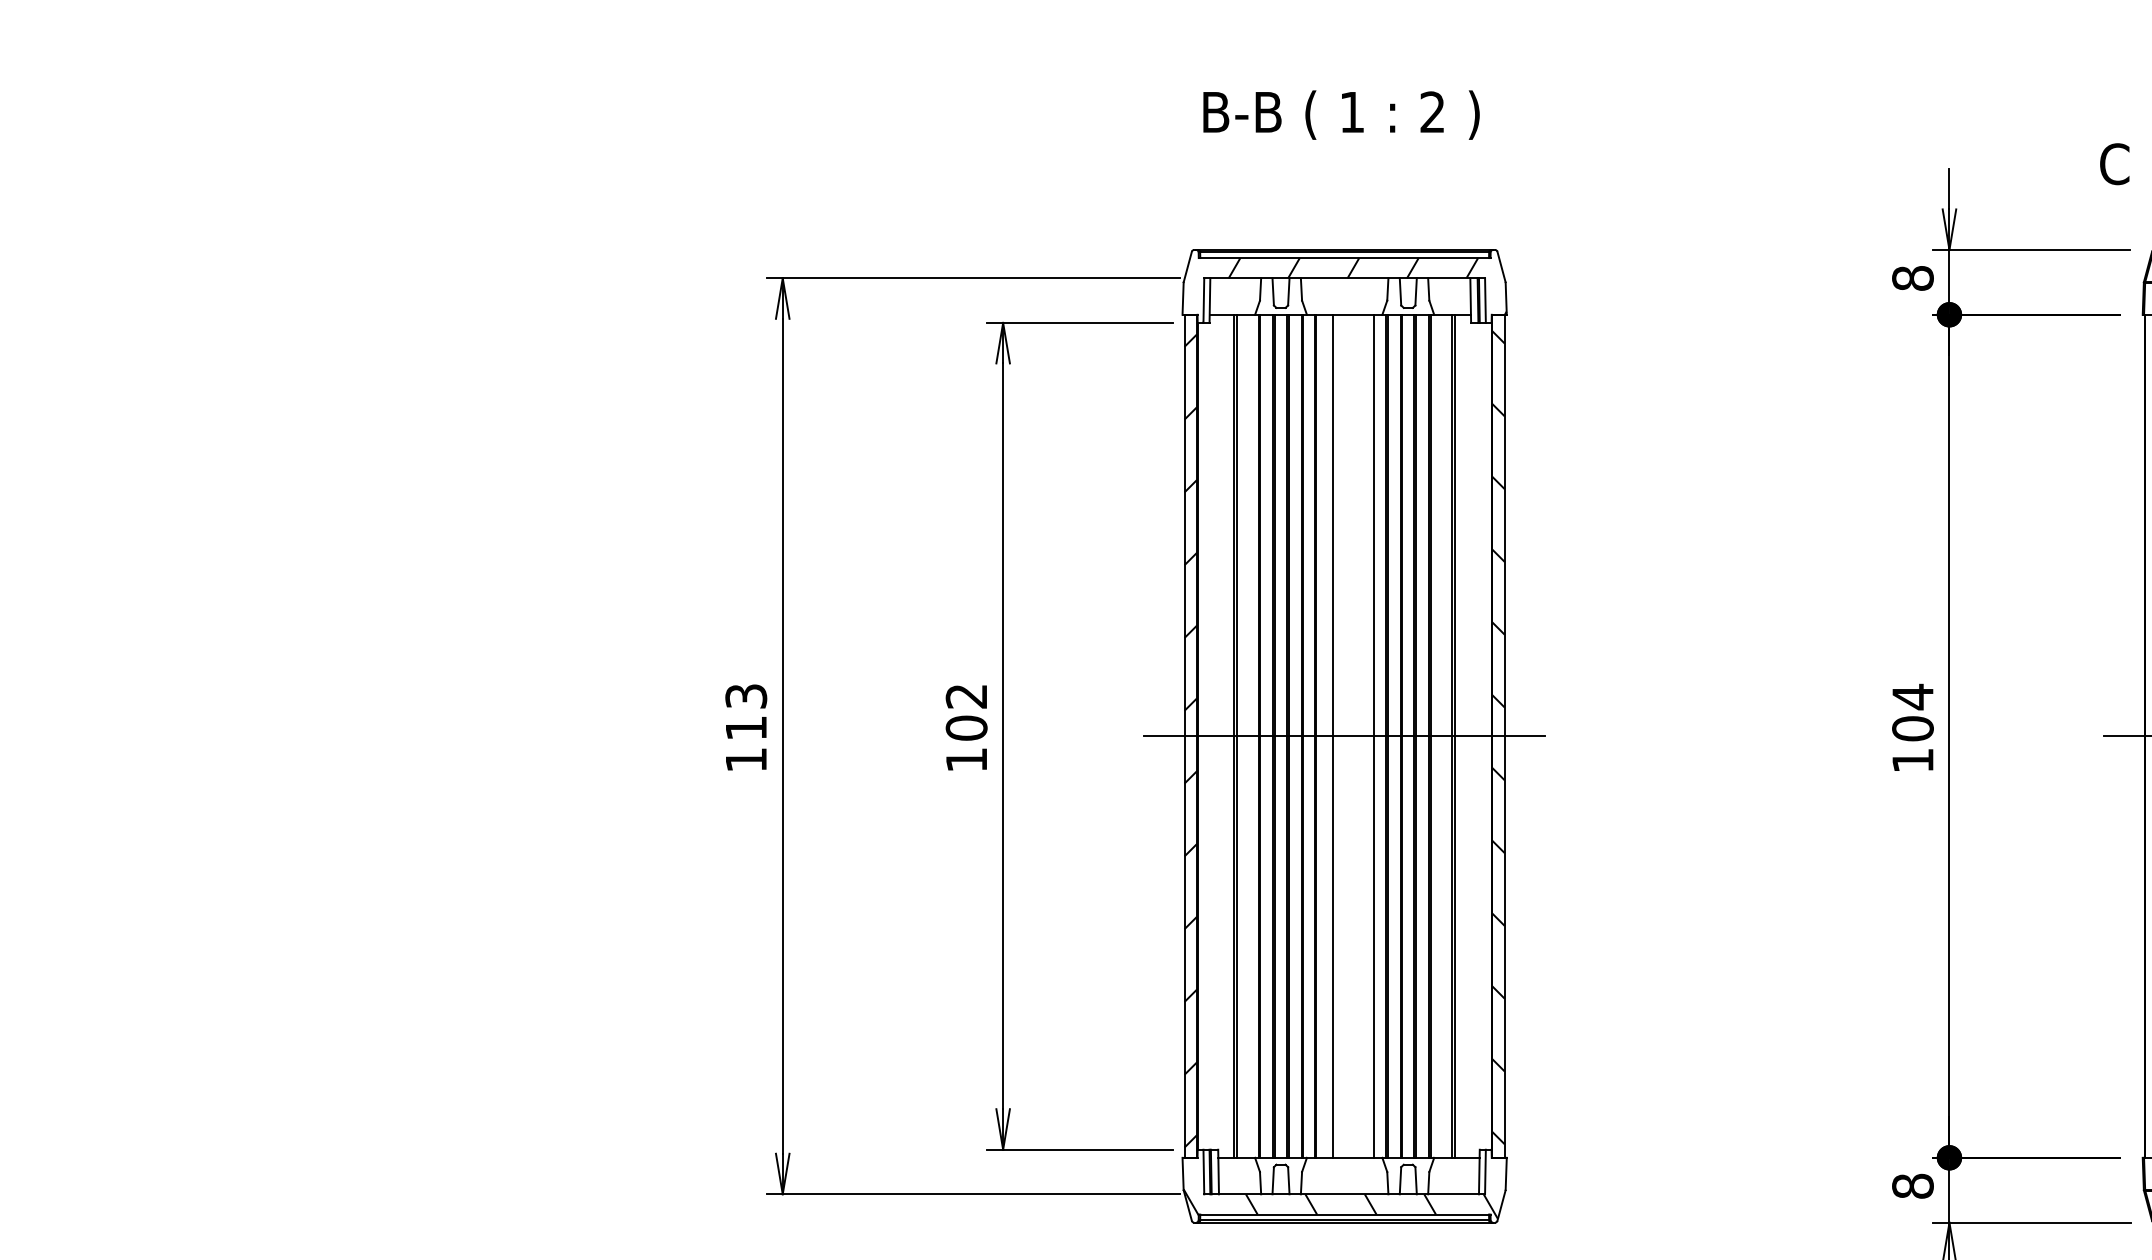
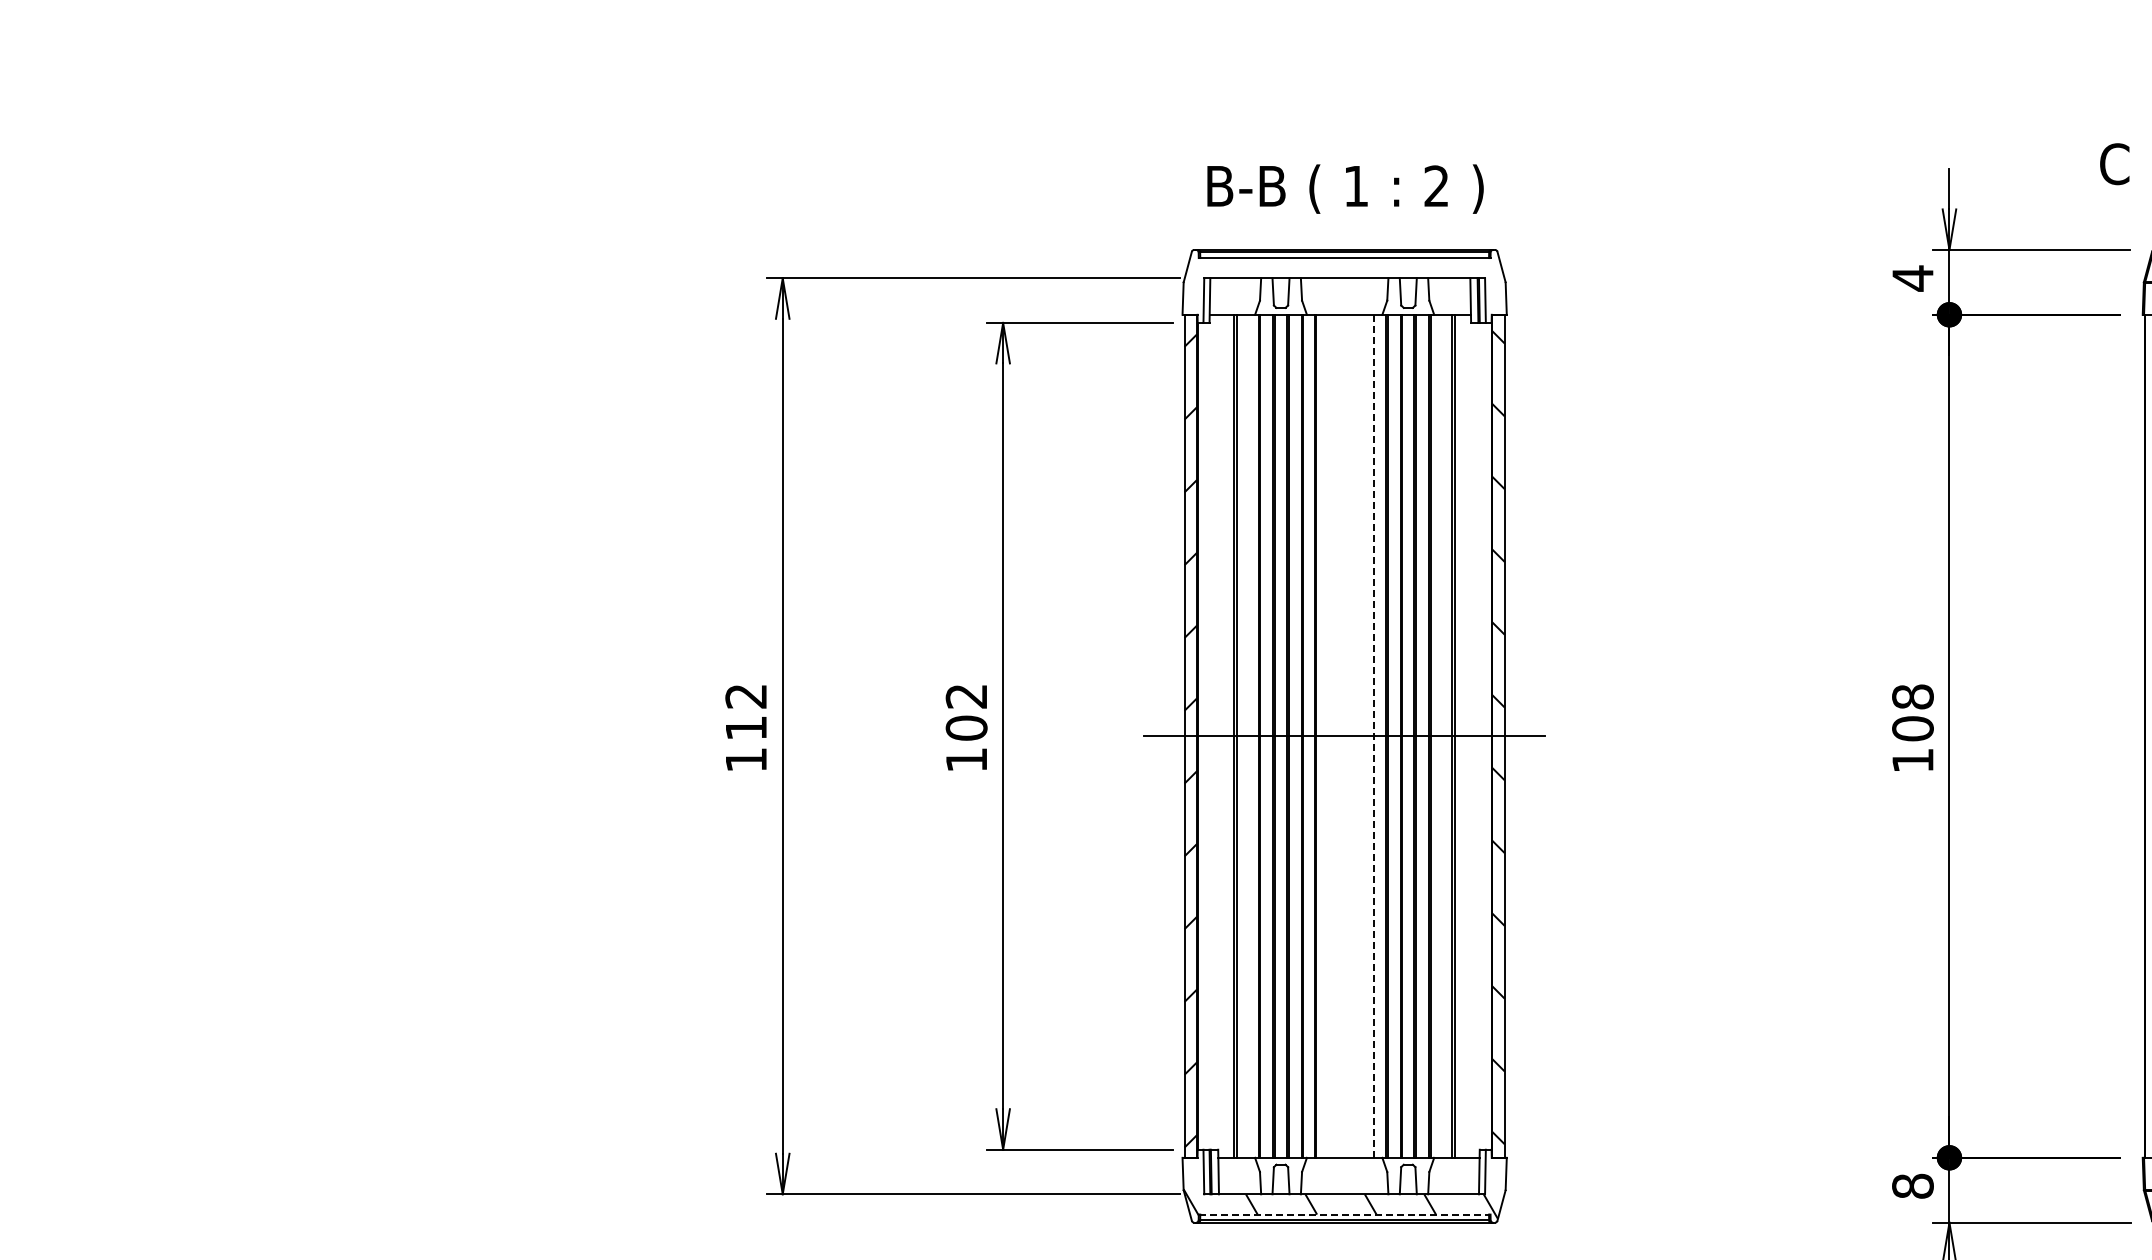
text position: (1341, 114) -> (1345, 188) (1345, 188)
text: 8 -> 4 (1912, 278)
hatch: present -> none (1354, 290)
text: 113 -> 112 (746, 696)
text: 104 -> 108 (1912, 696)
line: present -> none (1332, 735)
line: solid -> dashed (1374, 736)
line: present -> none (2126, 736)
line: solid -> dashed (1344, 1214)
